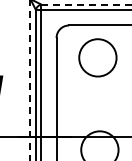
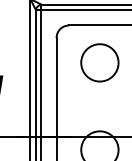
line: dashed -> solid (86, 4)
circle position: (97, 57) -> (99, 62) (99, 62)
line: dashed -> solid (30, 80)
